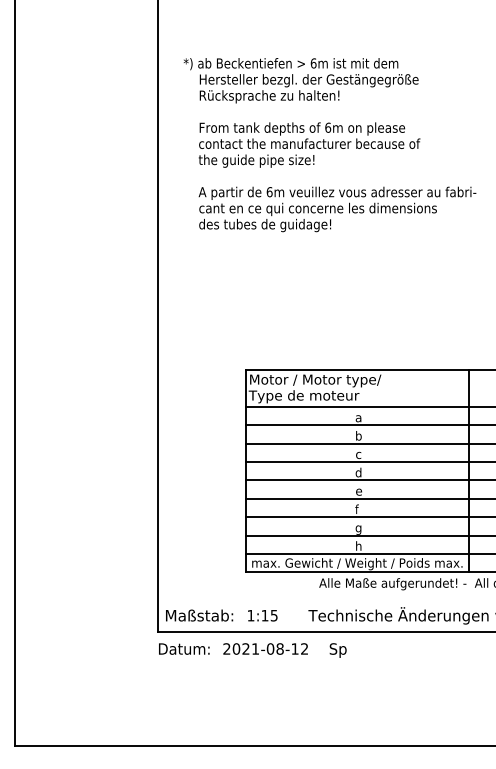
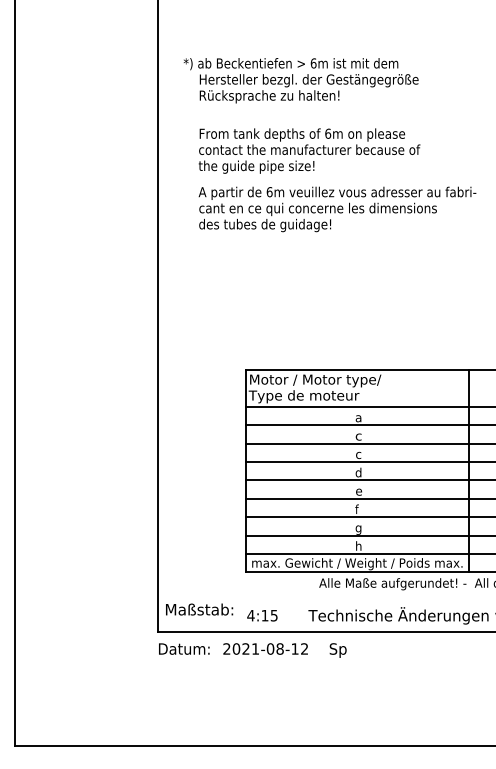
text position: (309, 144) -> (309, 150) (309, 150)
text: b -> c (358, 435)
text position: (199, 615) -> (199, 609) (199, 609)
text: 1:15 -> 4:15 (250, 615)
